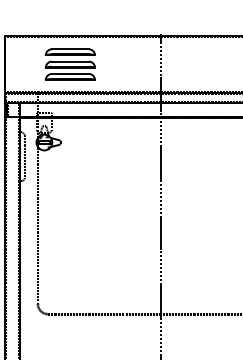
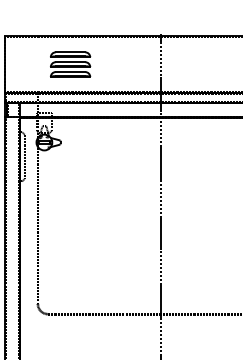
part size: 52x33 px -> 42x27 px (70, 64)
